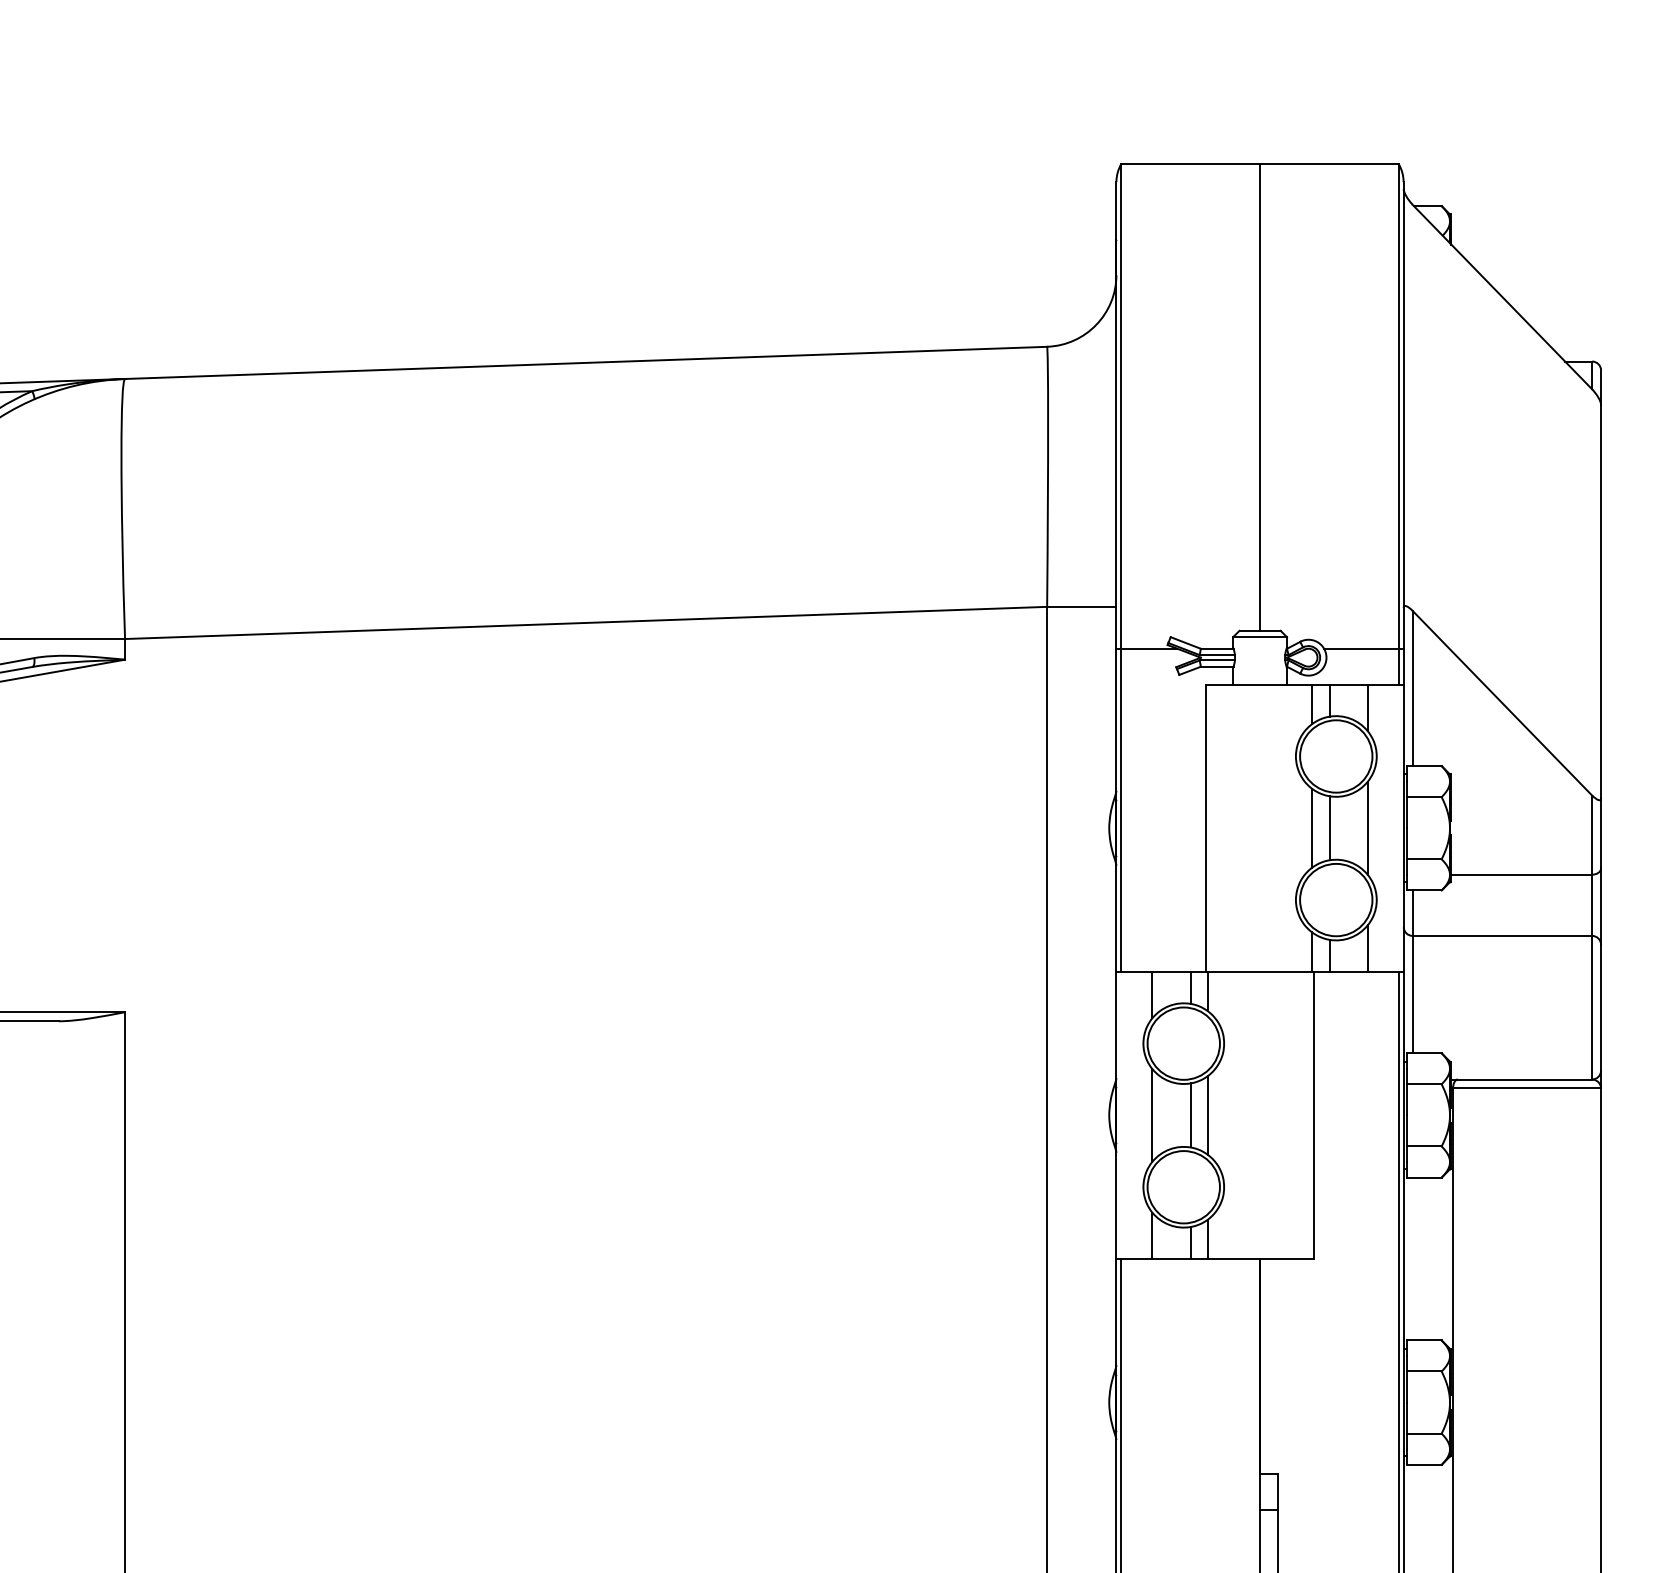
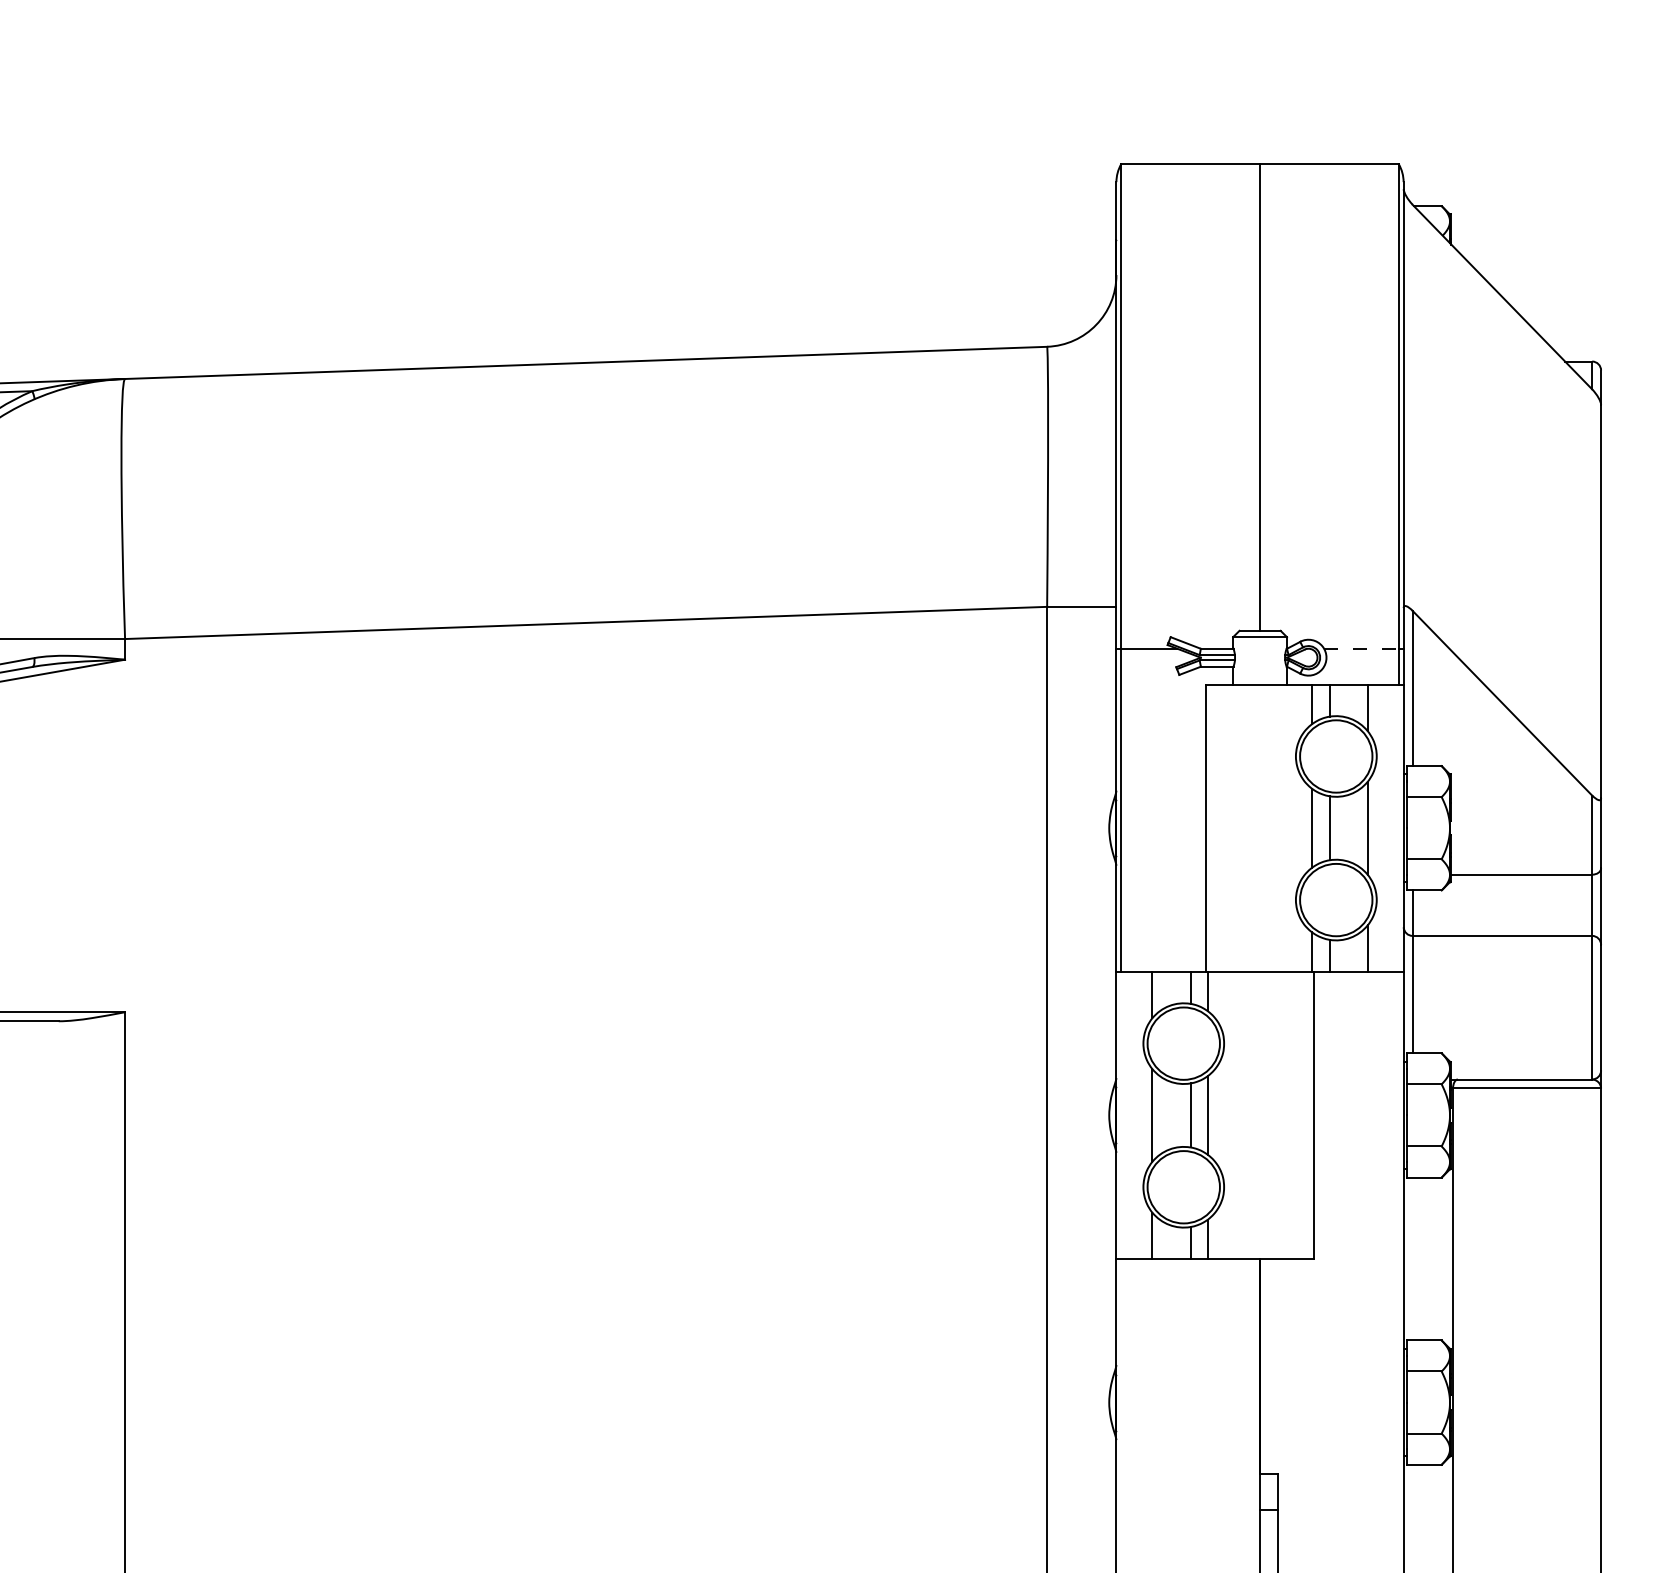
line: solid -> dashed (1361, 648)
line: present -> none (1398, 1270)
line: present -> none (1121, 1414)
